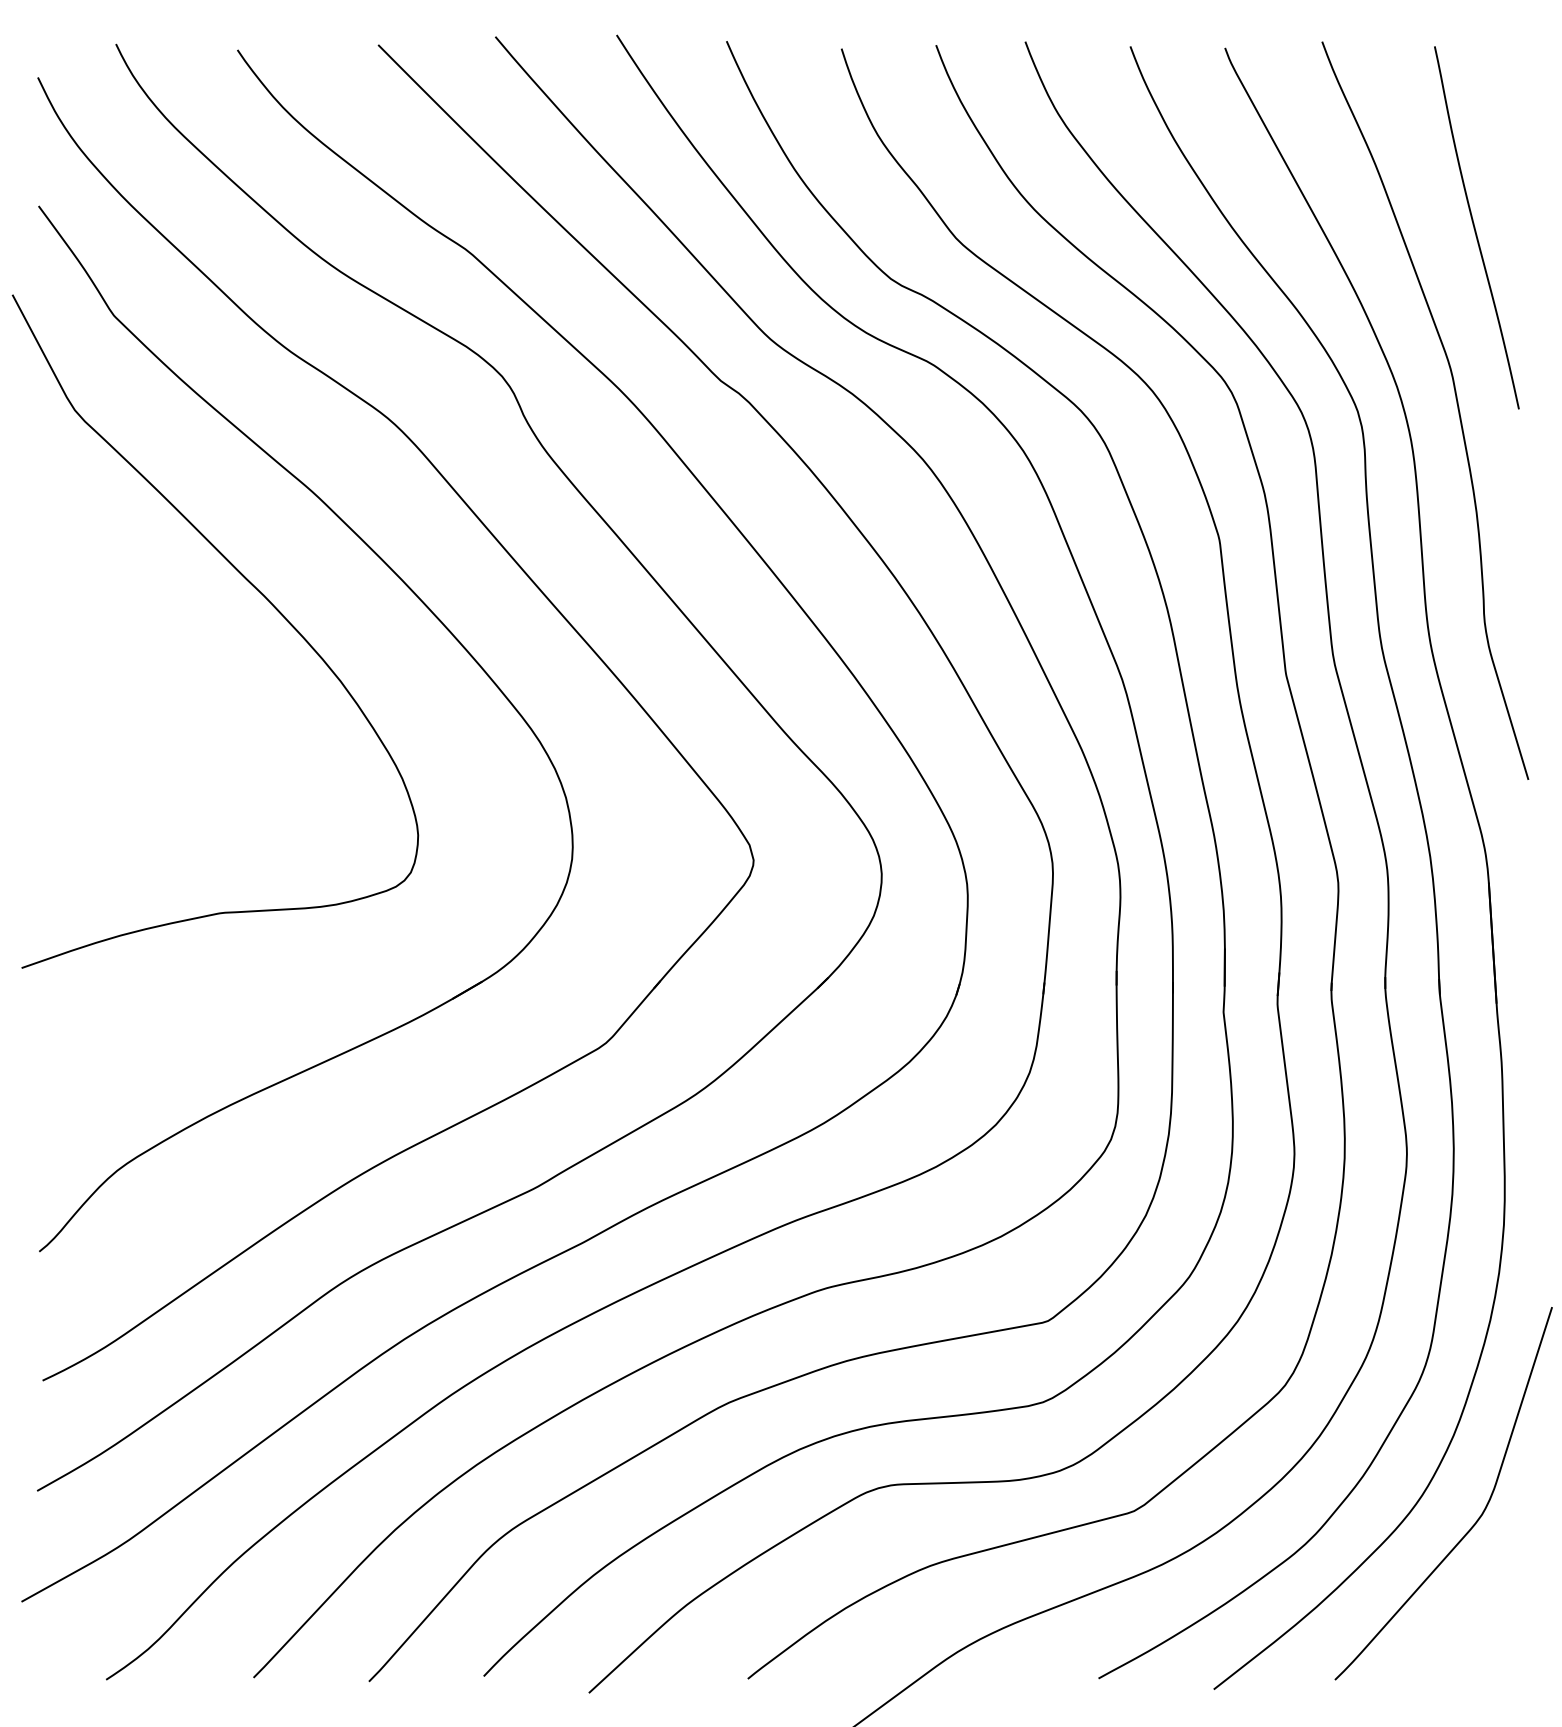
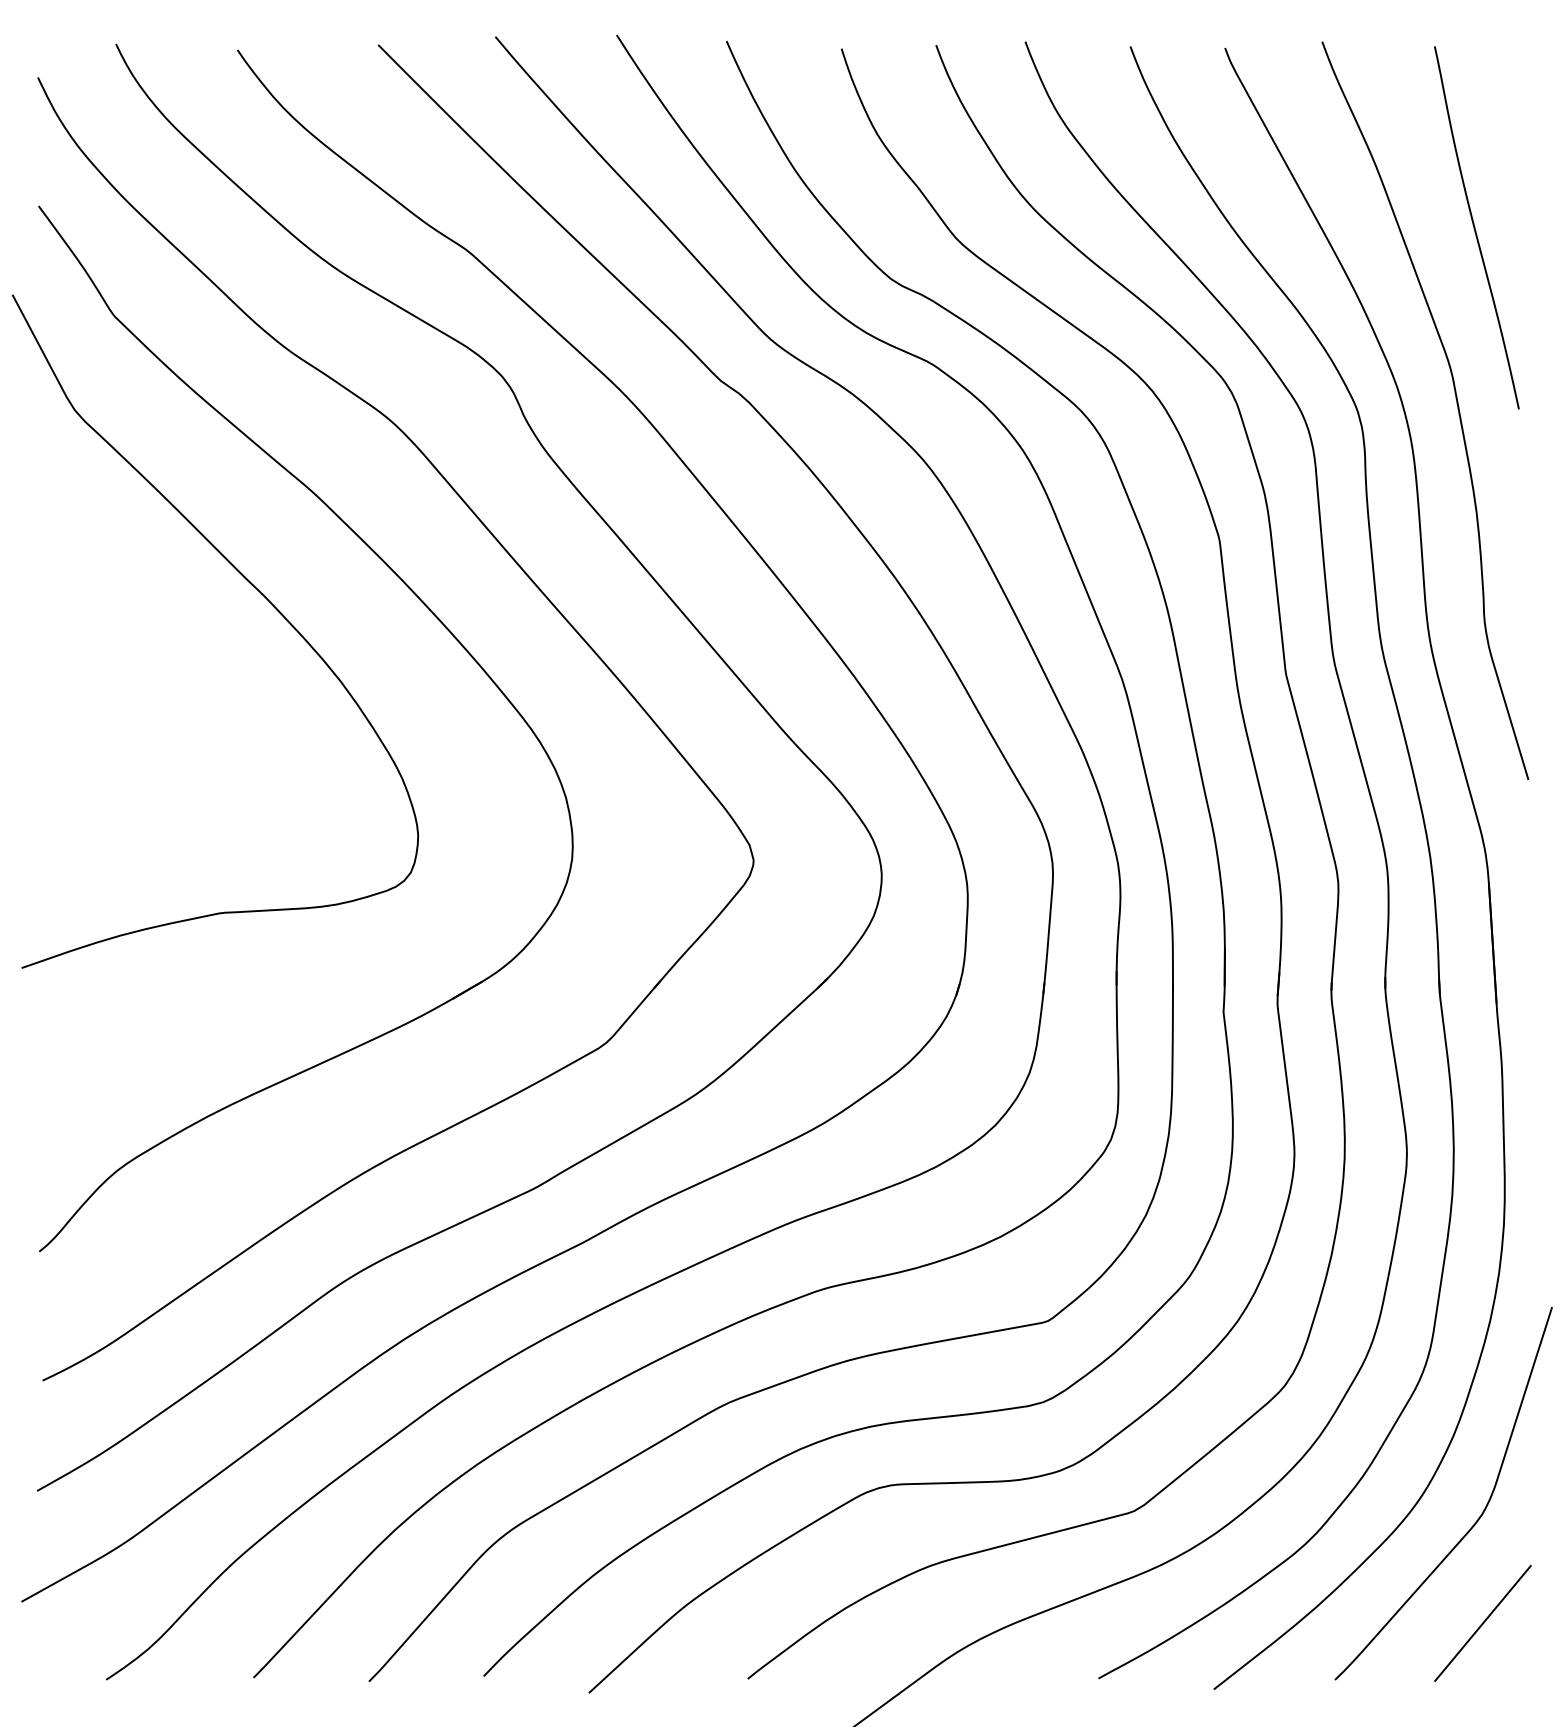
line: none -> present (1482, 1622)
